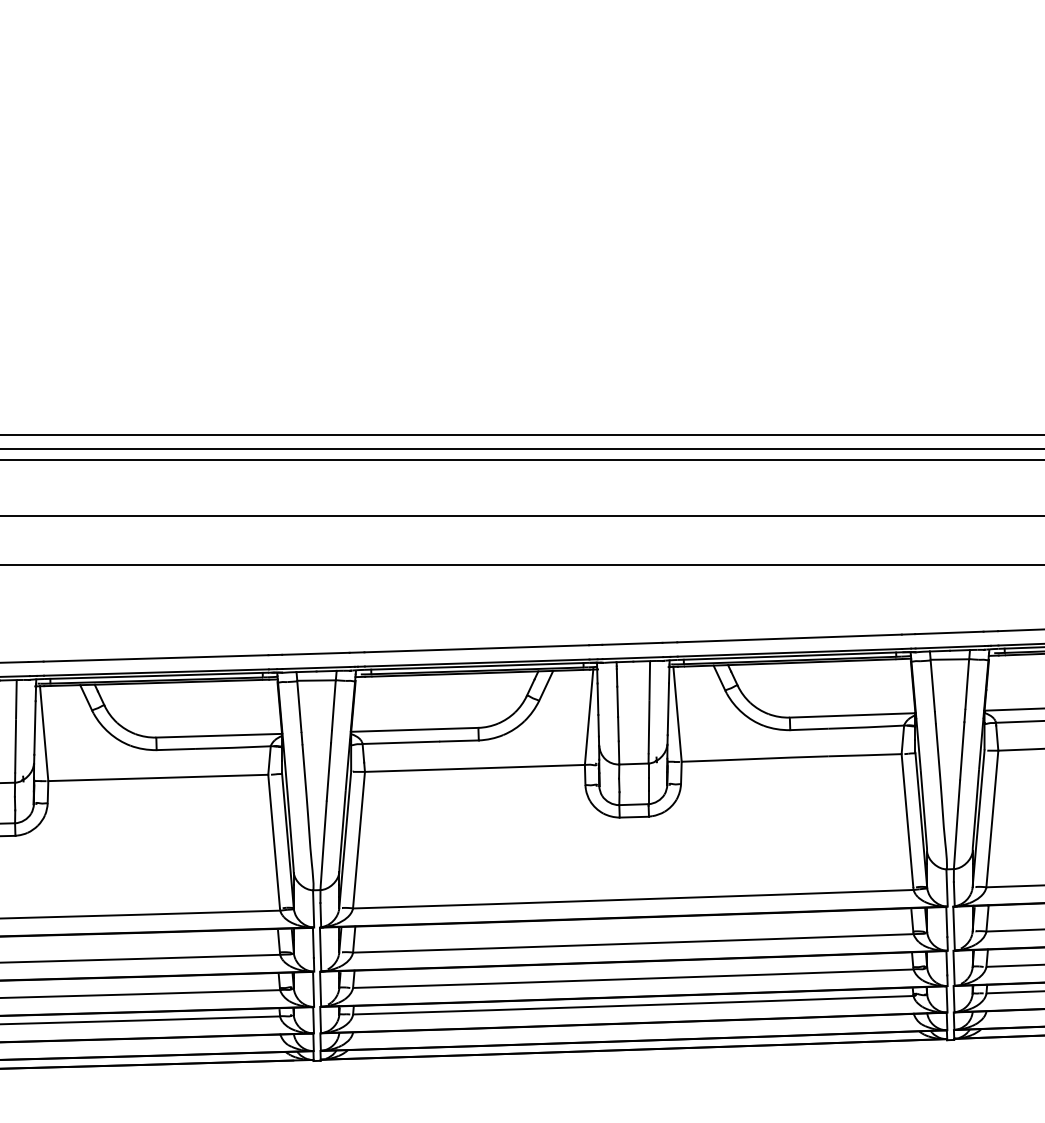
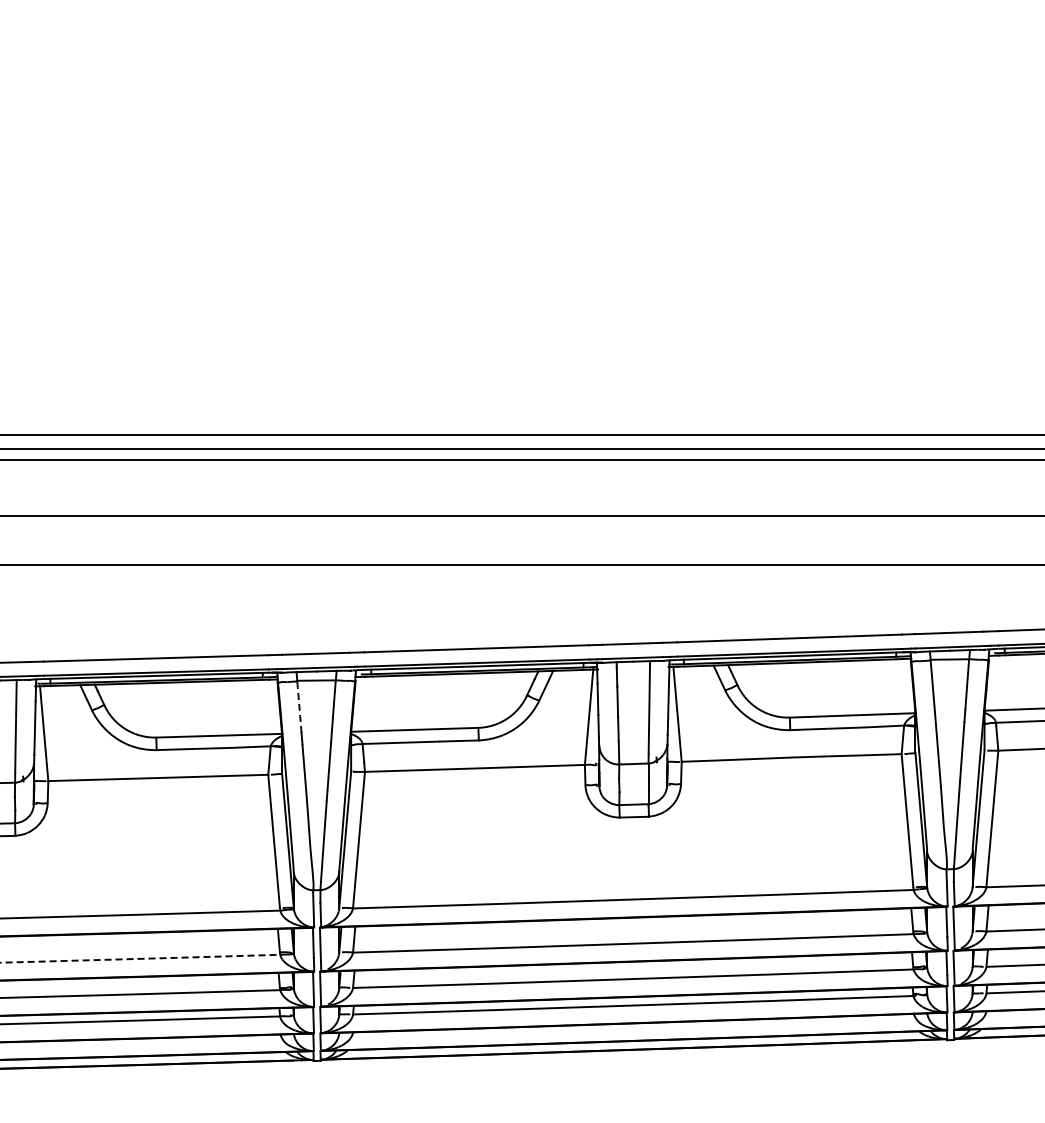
arc: solid -> dashed (299, 707)
arc: solid -> dashed (140, 958)
